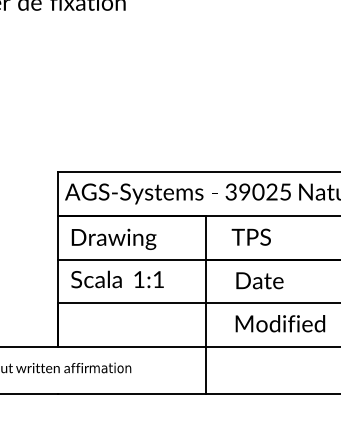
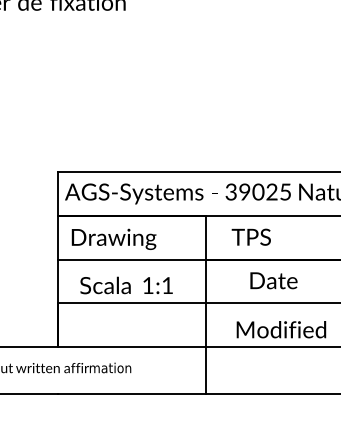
text position: (117, 279) -> (126, 285) (126, 285)
text position: (259, 280) -> (273, 280) (273, 280)
text position: (280, 323) -> (281, 329) (281, 329)
